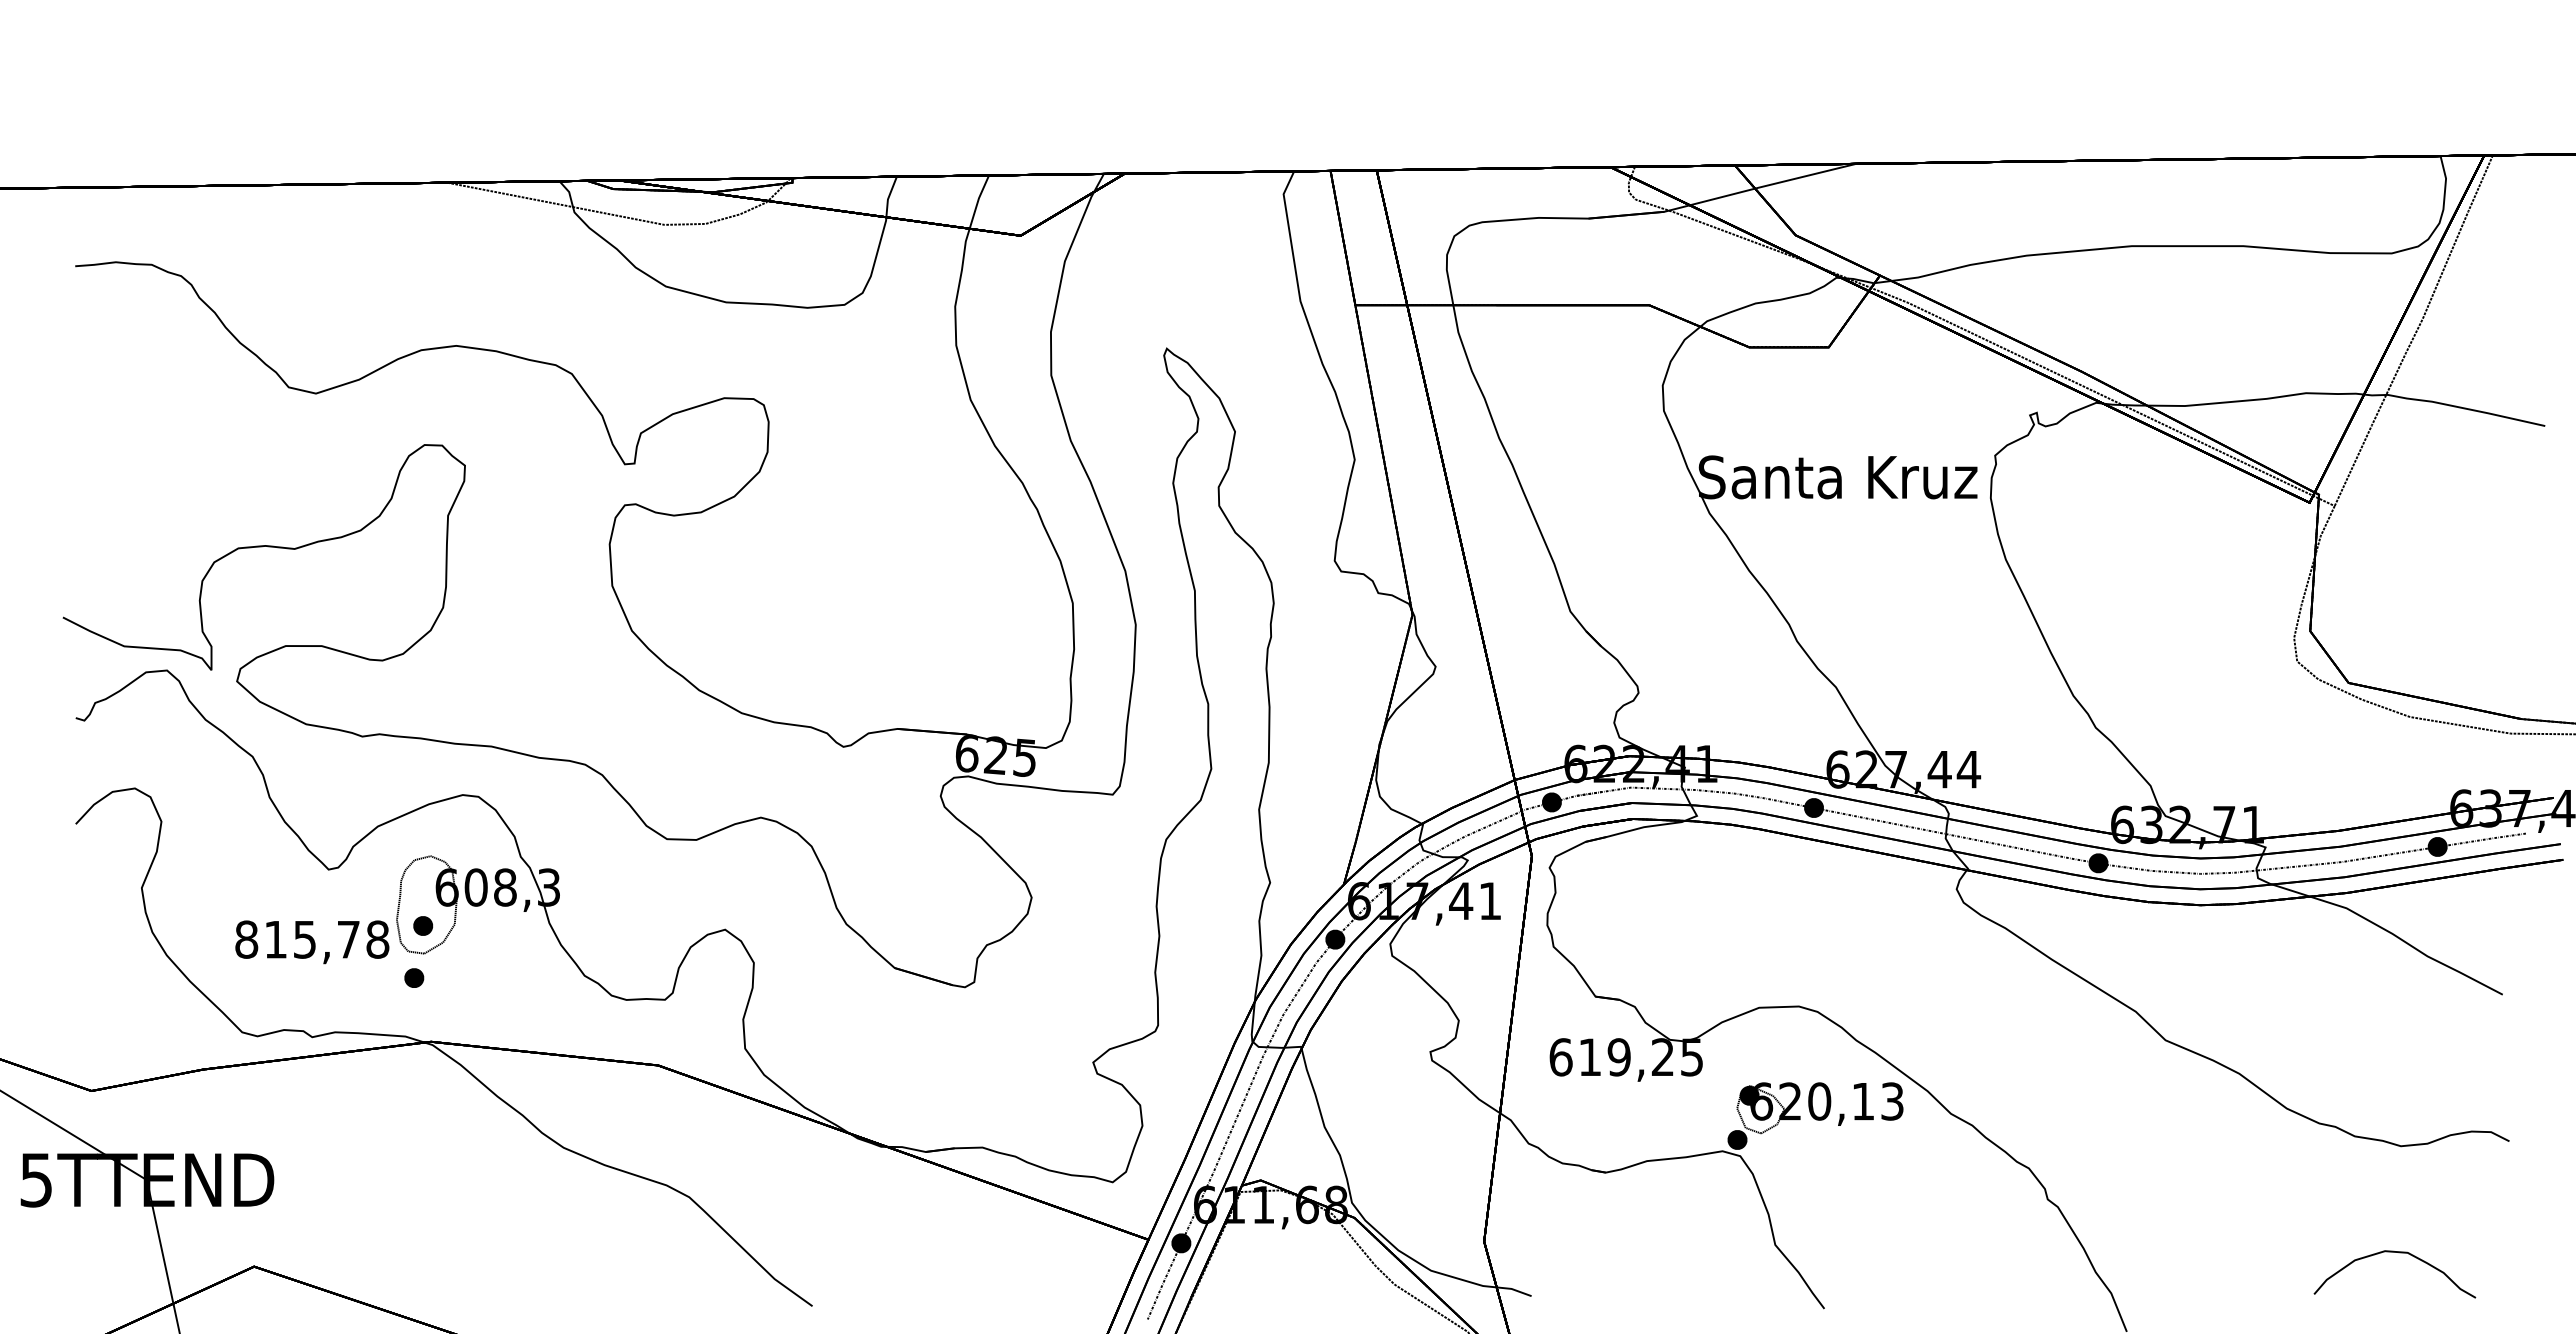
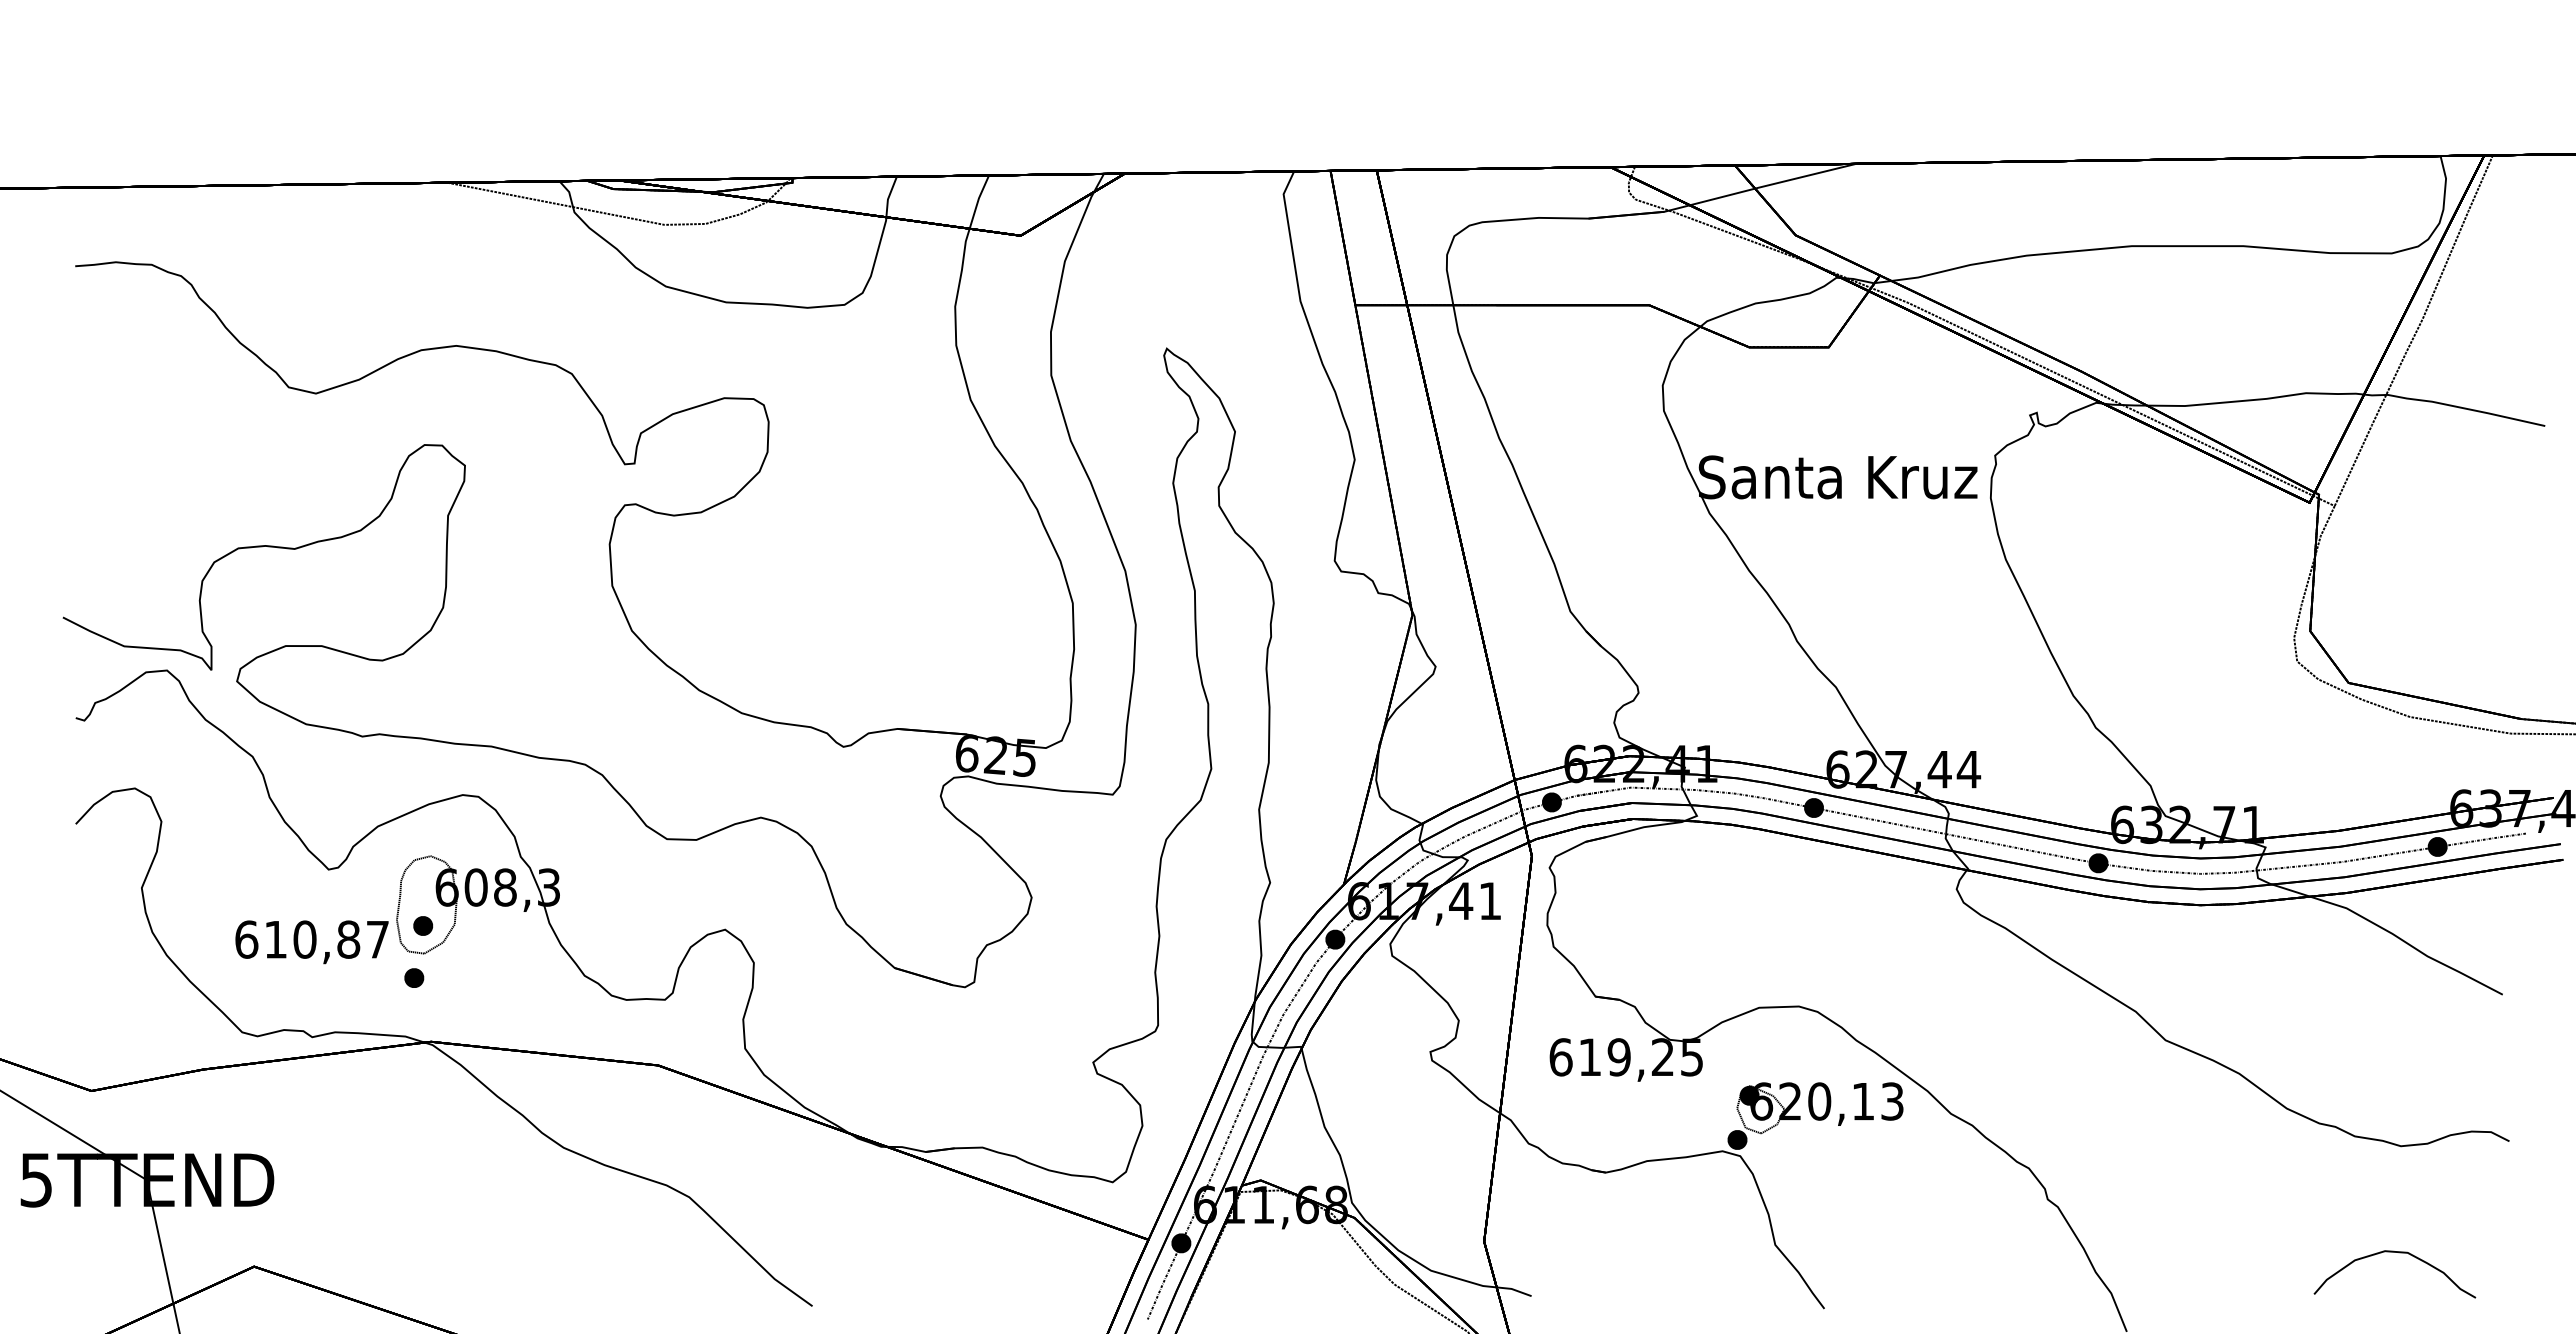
text: 815,78 -> 610,87 (312, 939)
